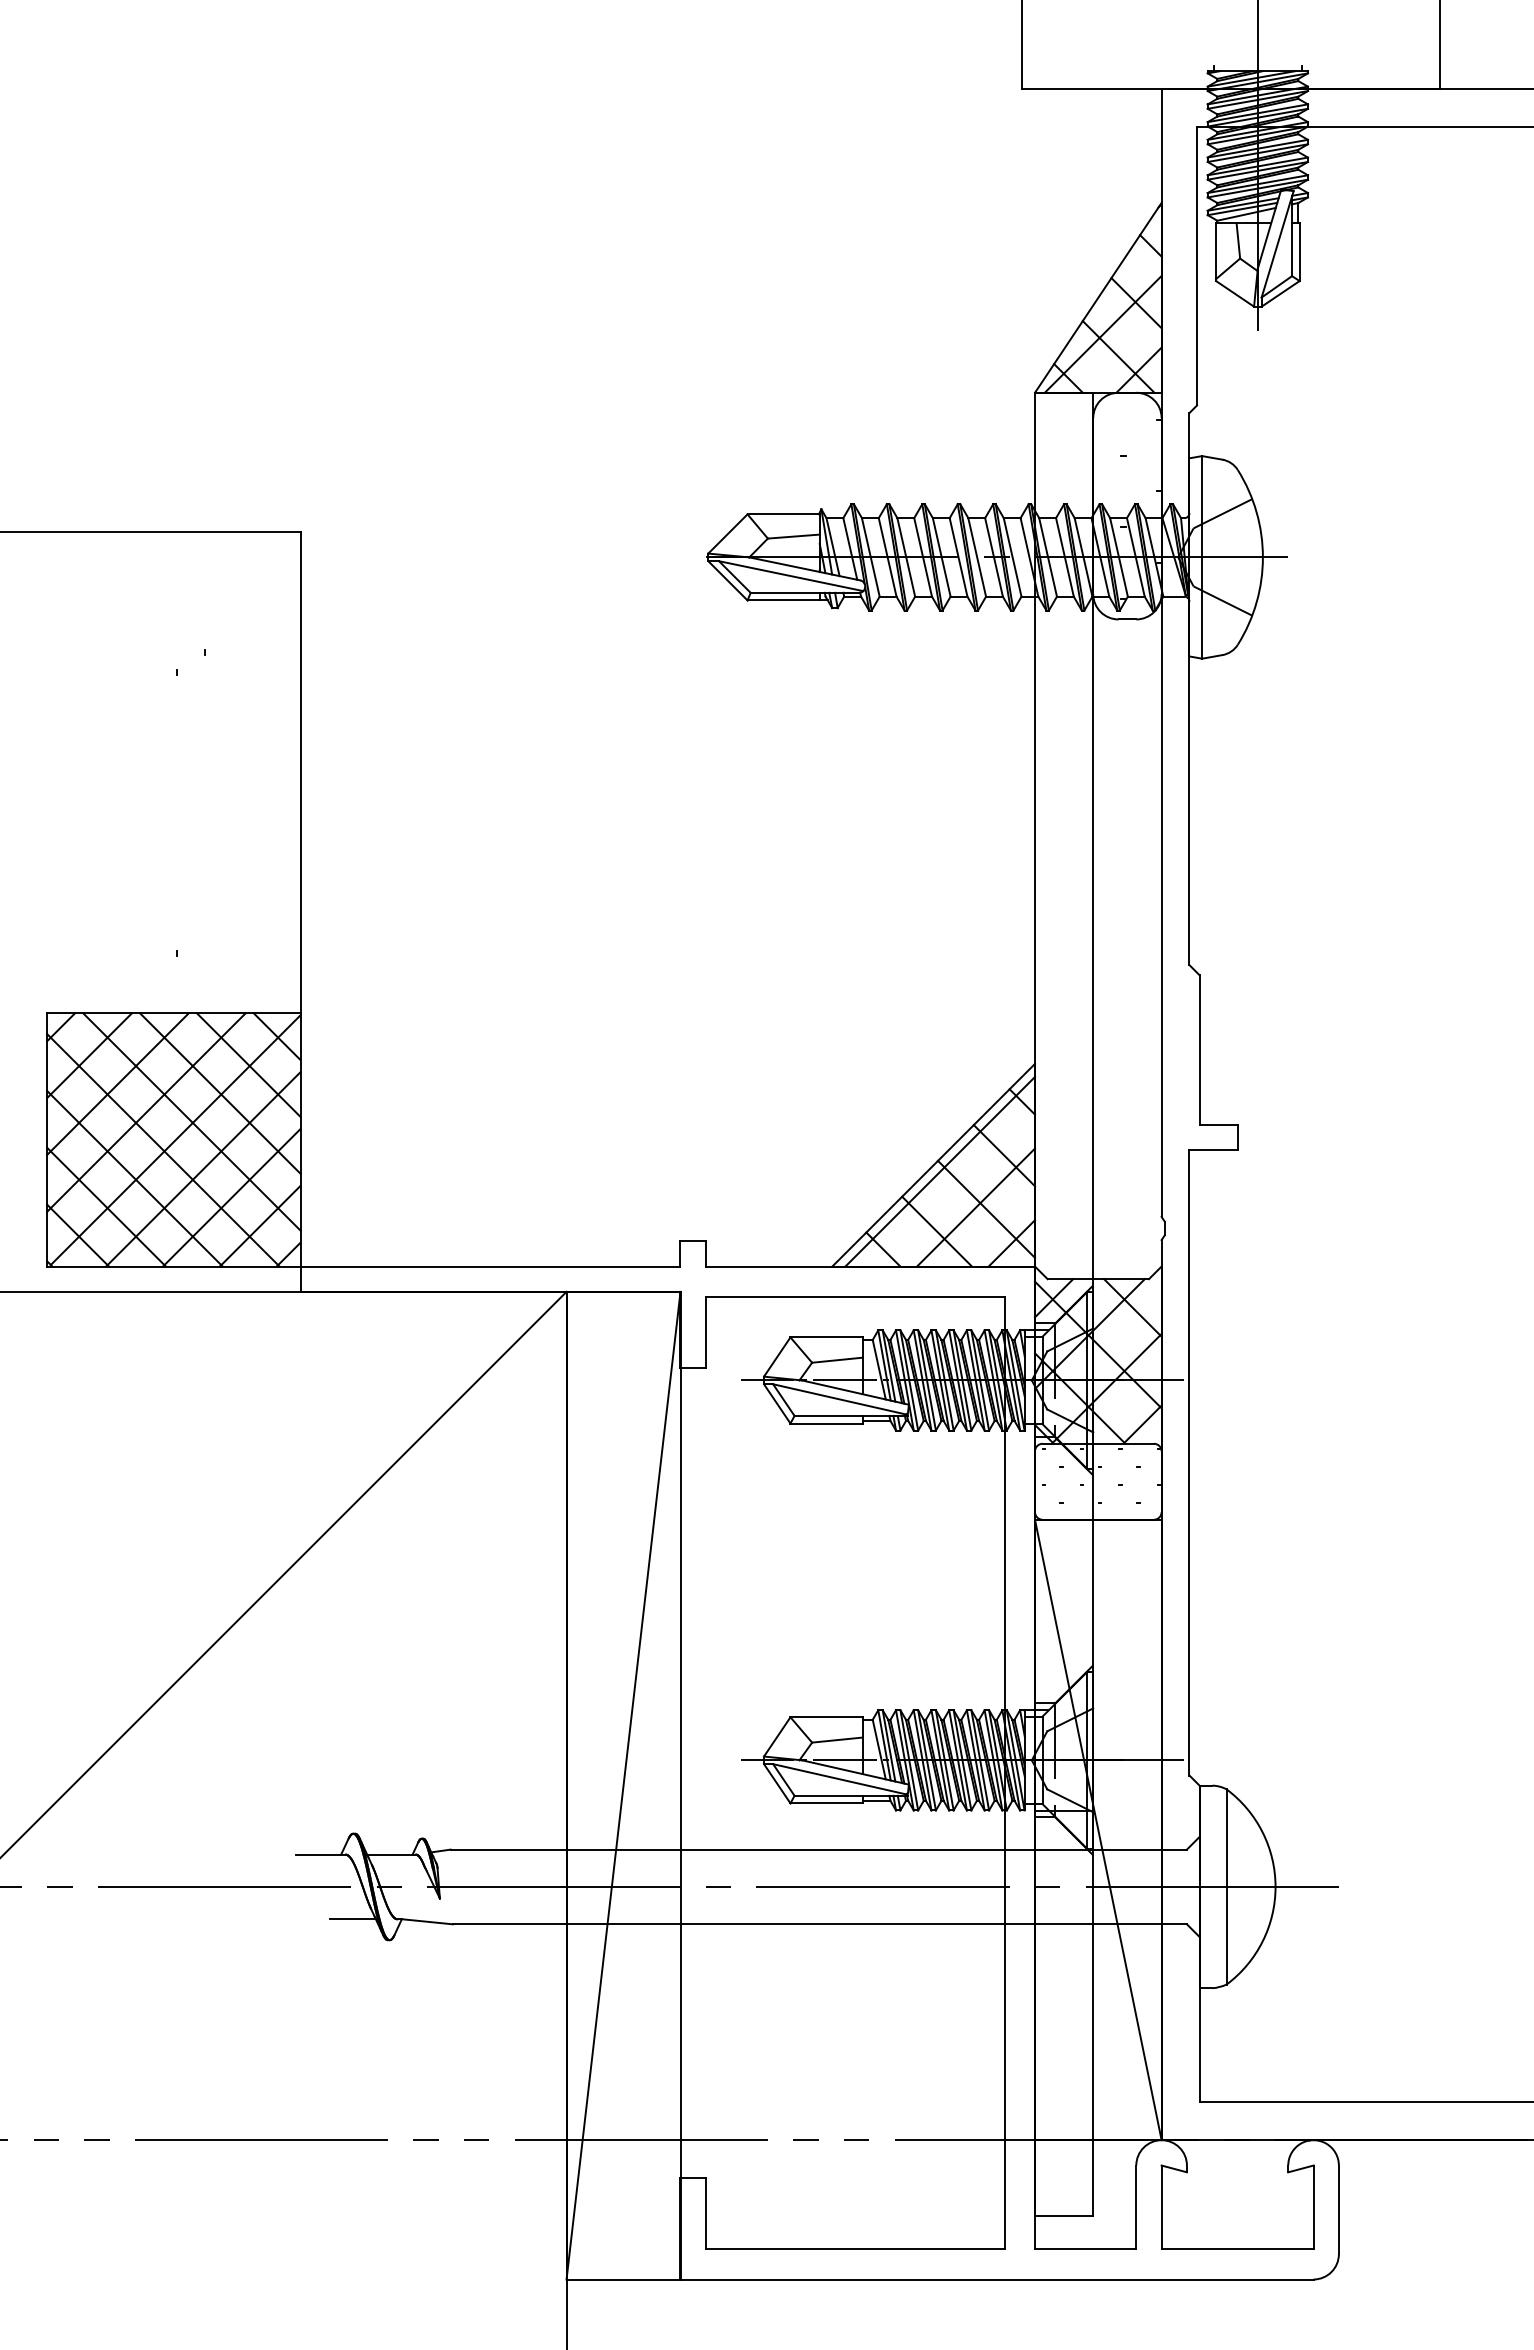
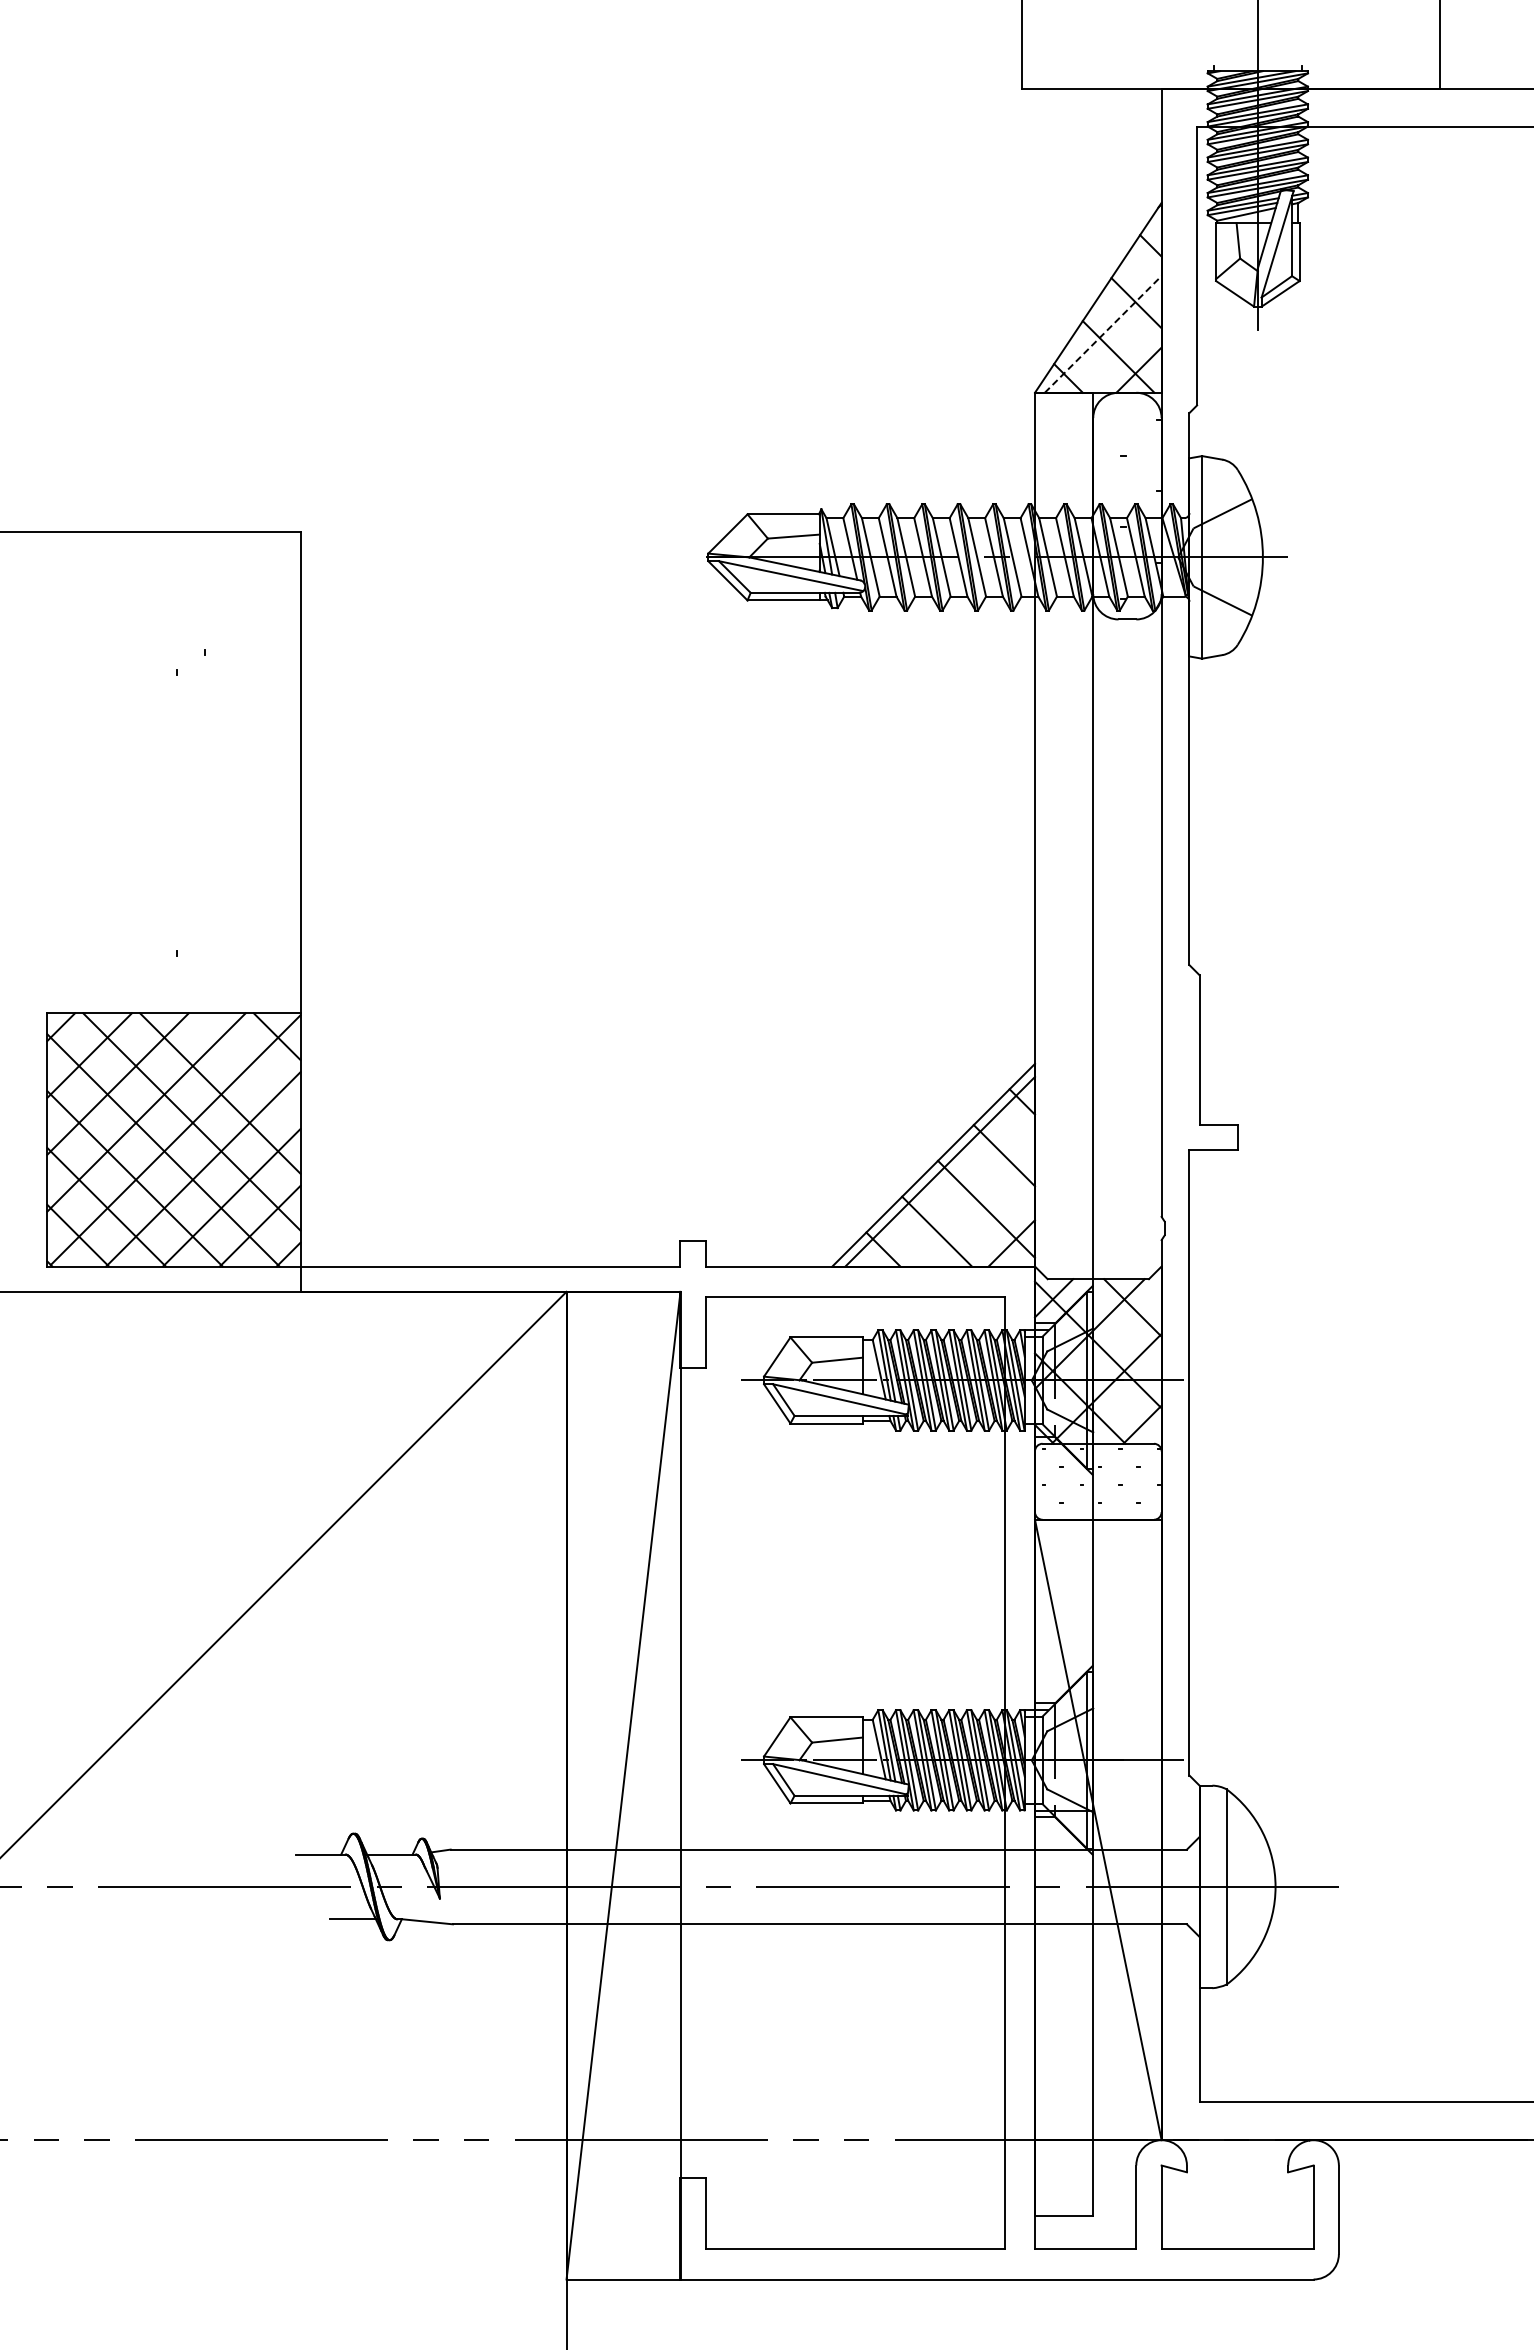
line: solid -> dashed (1103, 334)
line: present -> none (248, 1064)
line: present -> none (976, 1207)
